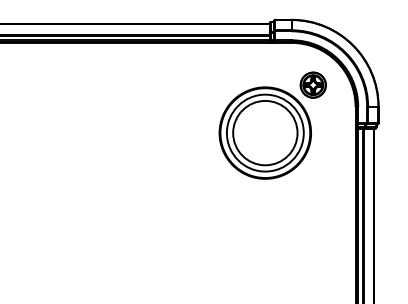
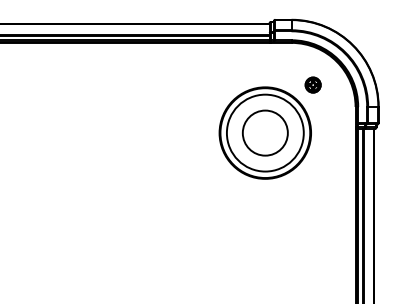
part size: 28x28 px -> 18x18 px (312, 84)
circle diameter: 64 px -> 45 px (264, 132)
